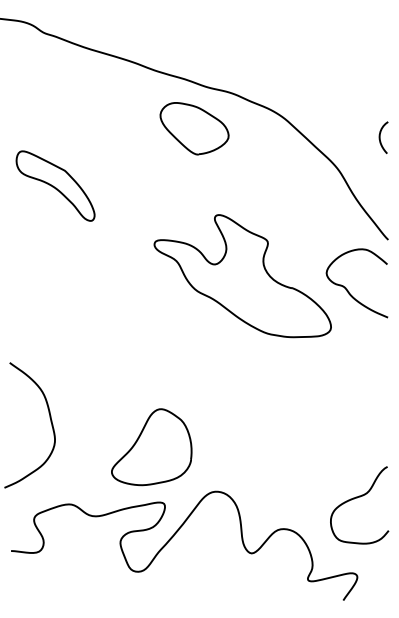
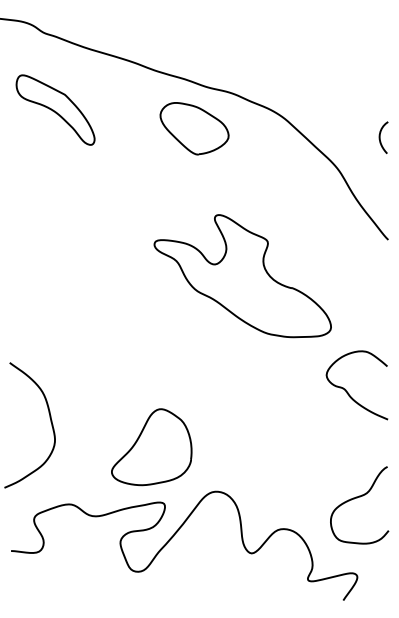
part position: (55, 185) -> (55, 109) (55, 109)
curve position: (348, 290) -> (348, 392) (348, 392)
